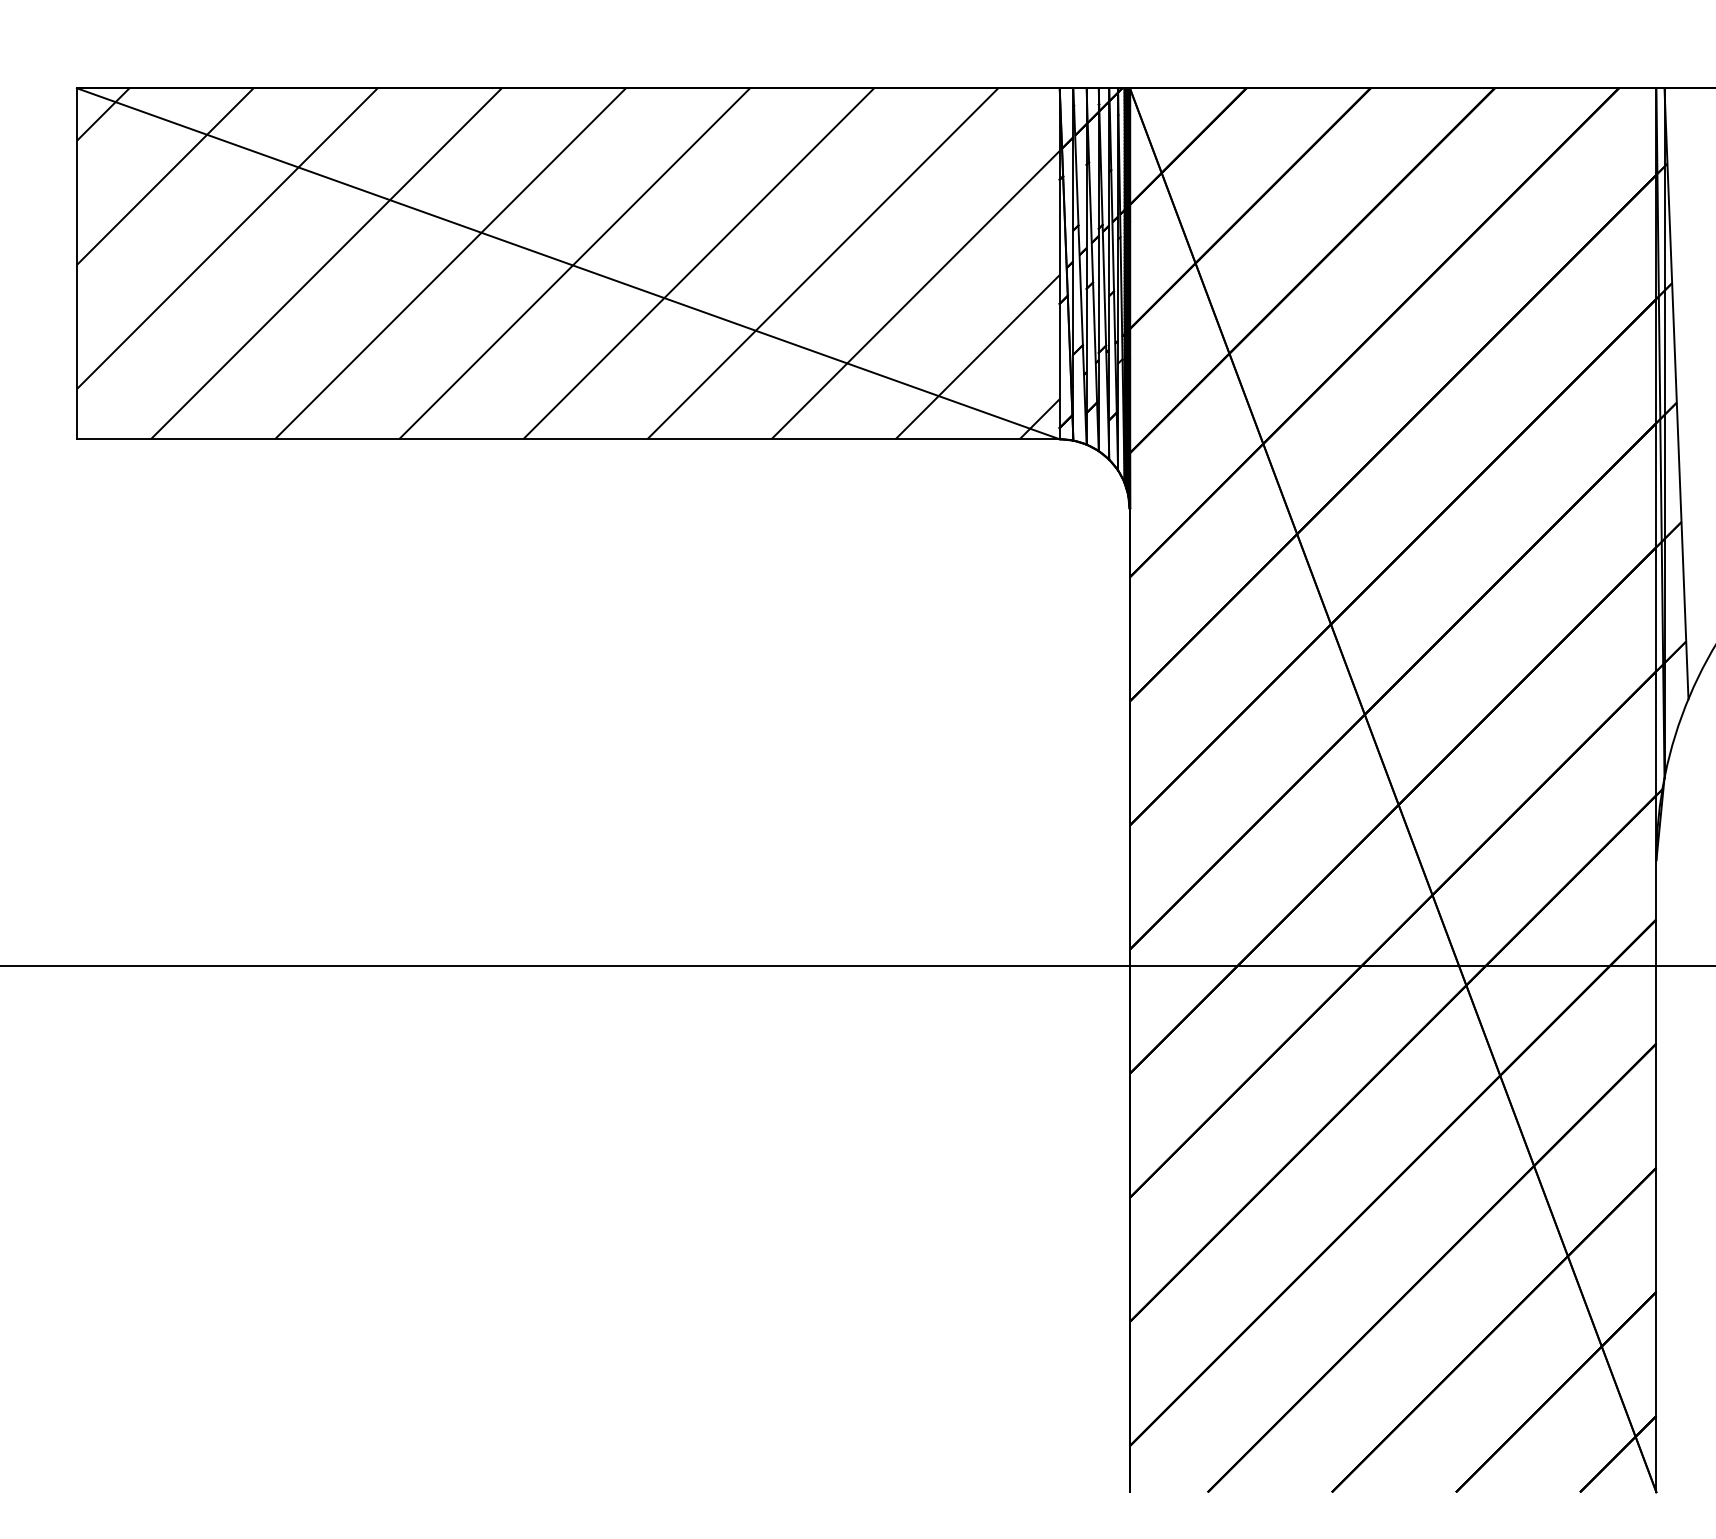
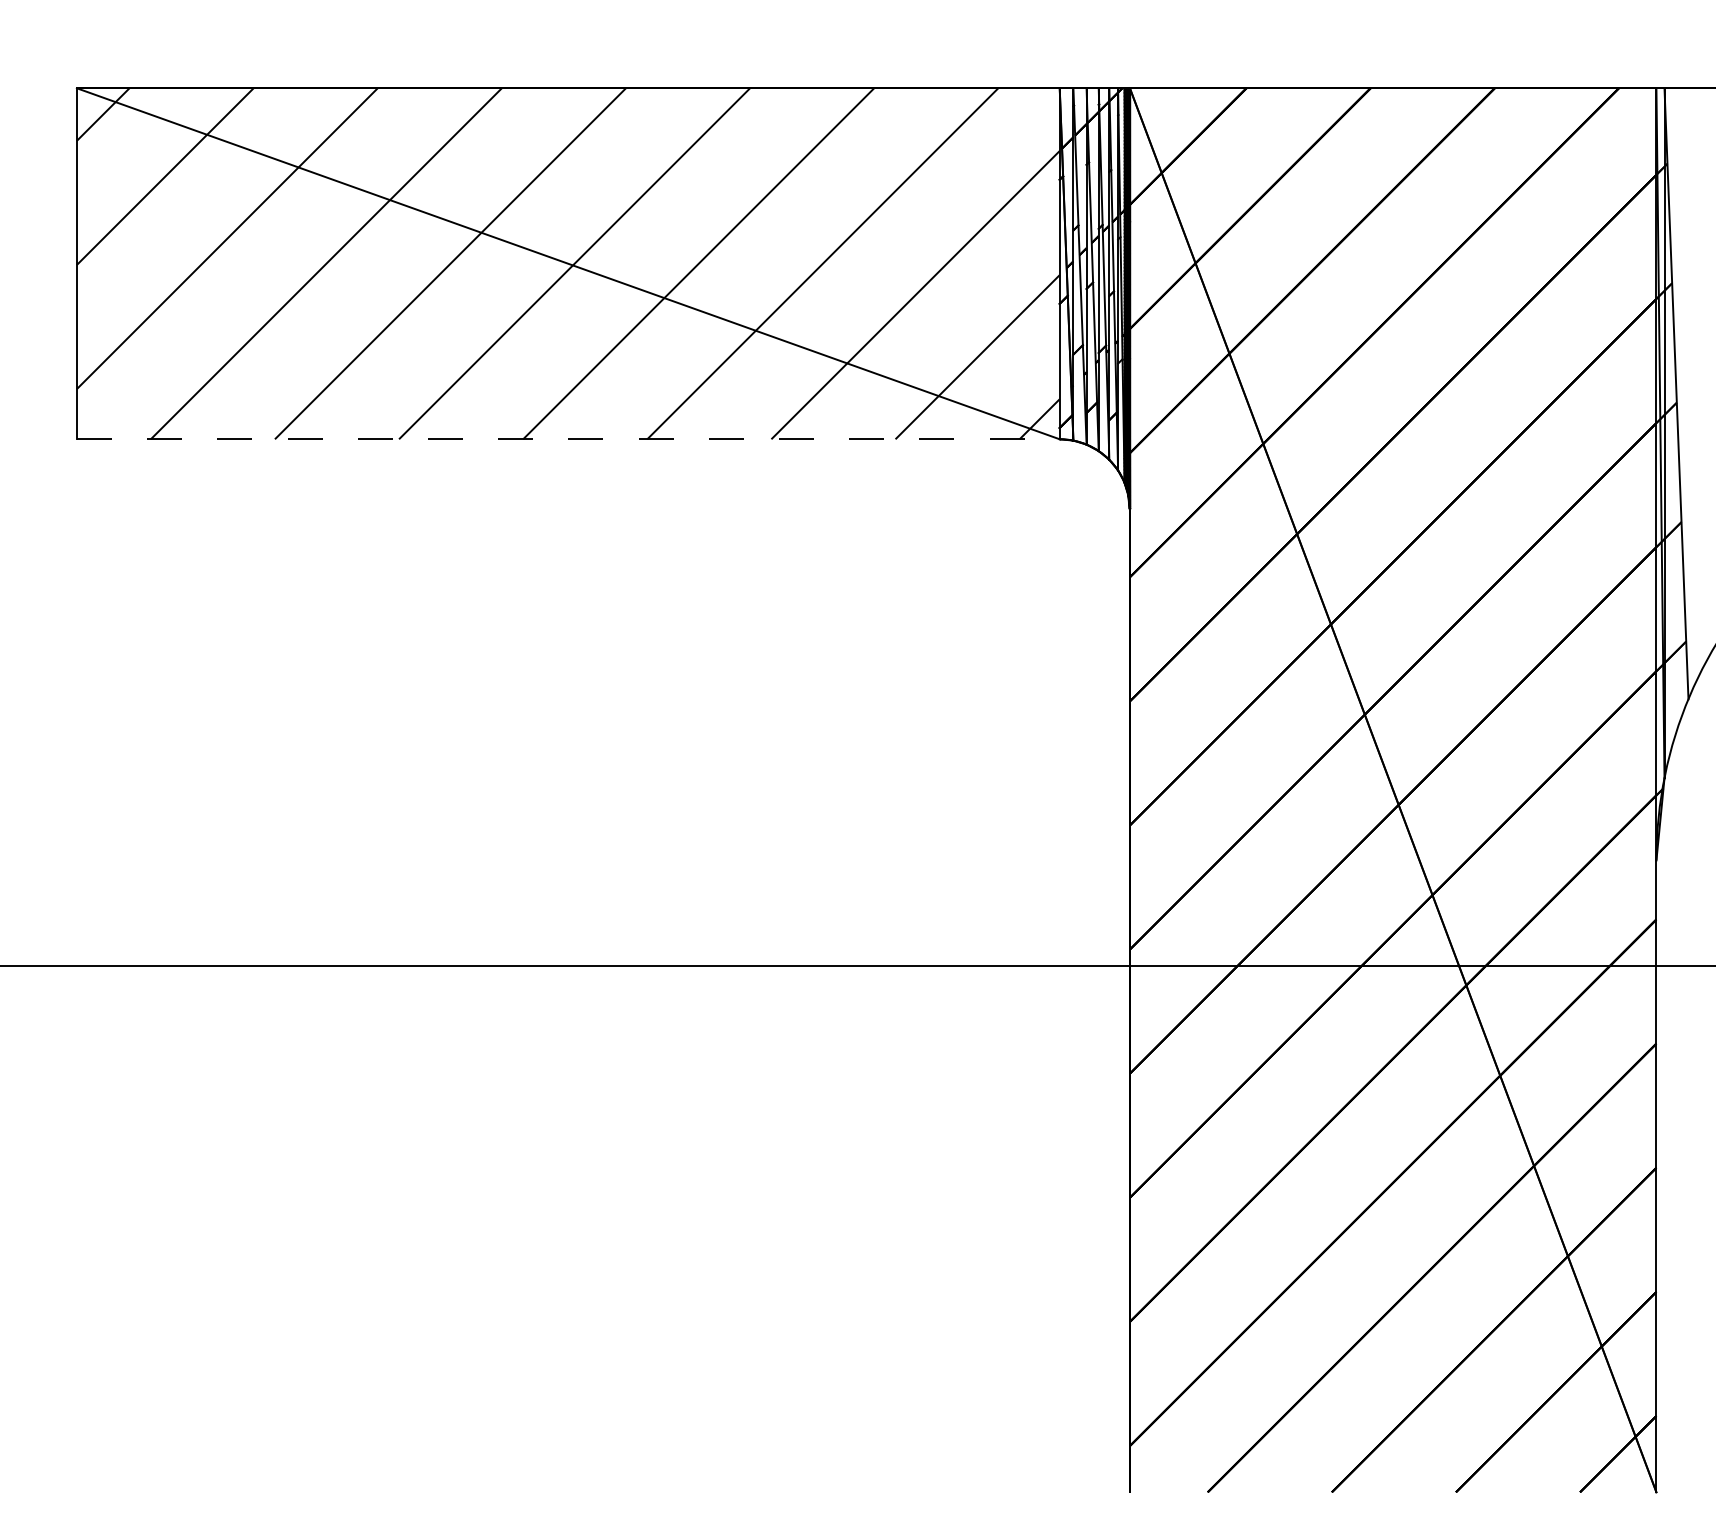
line: solid -> dashed (568, 439)
